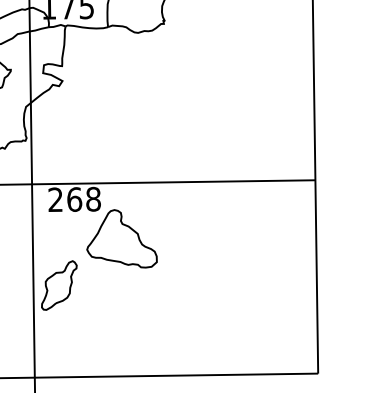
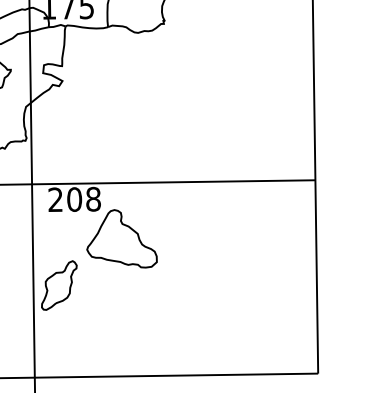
text: 268 -> 208 (74, 199)
